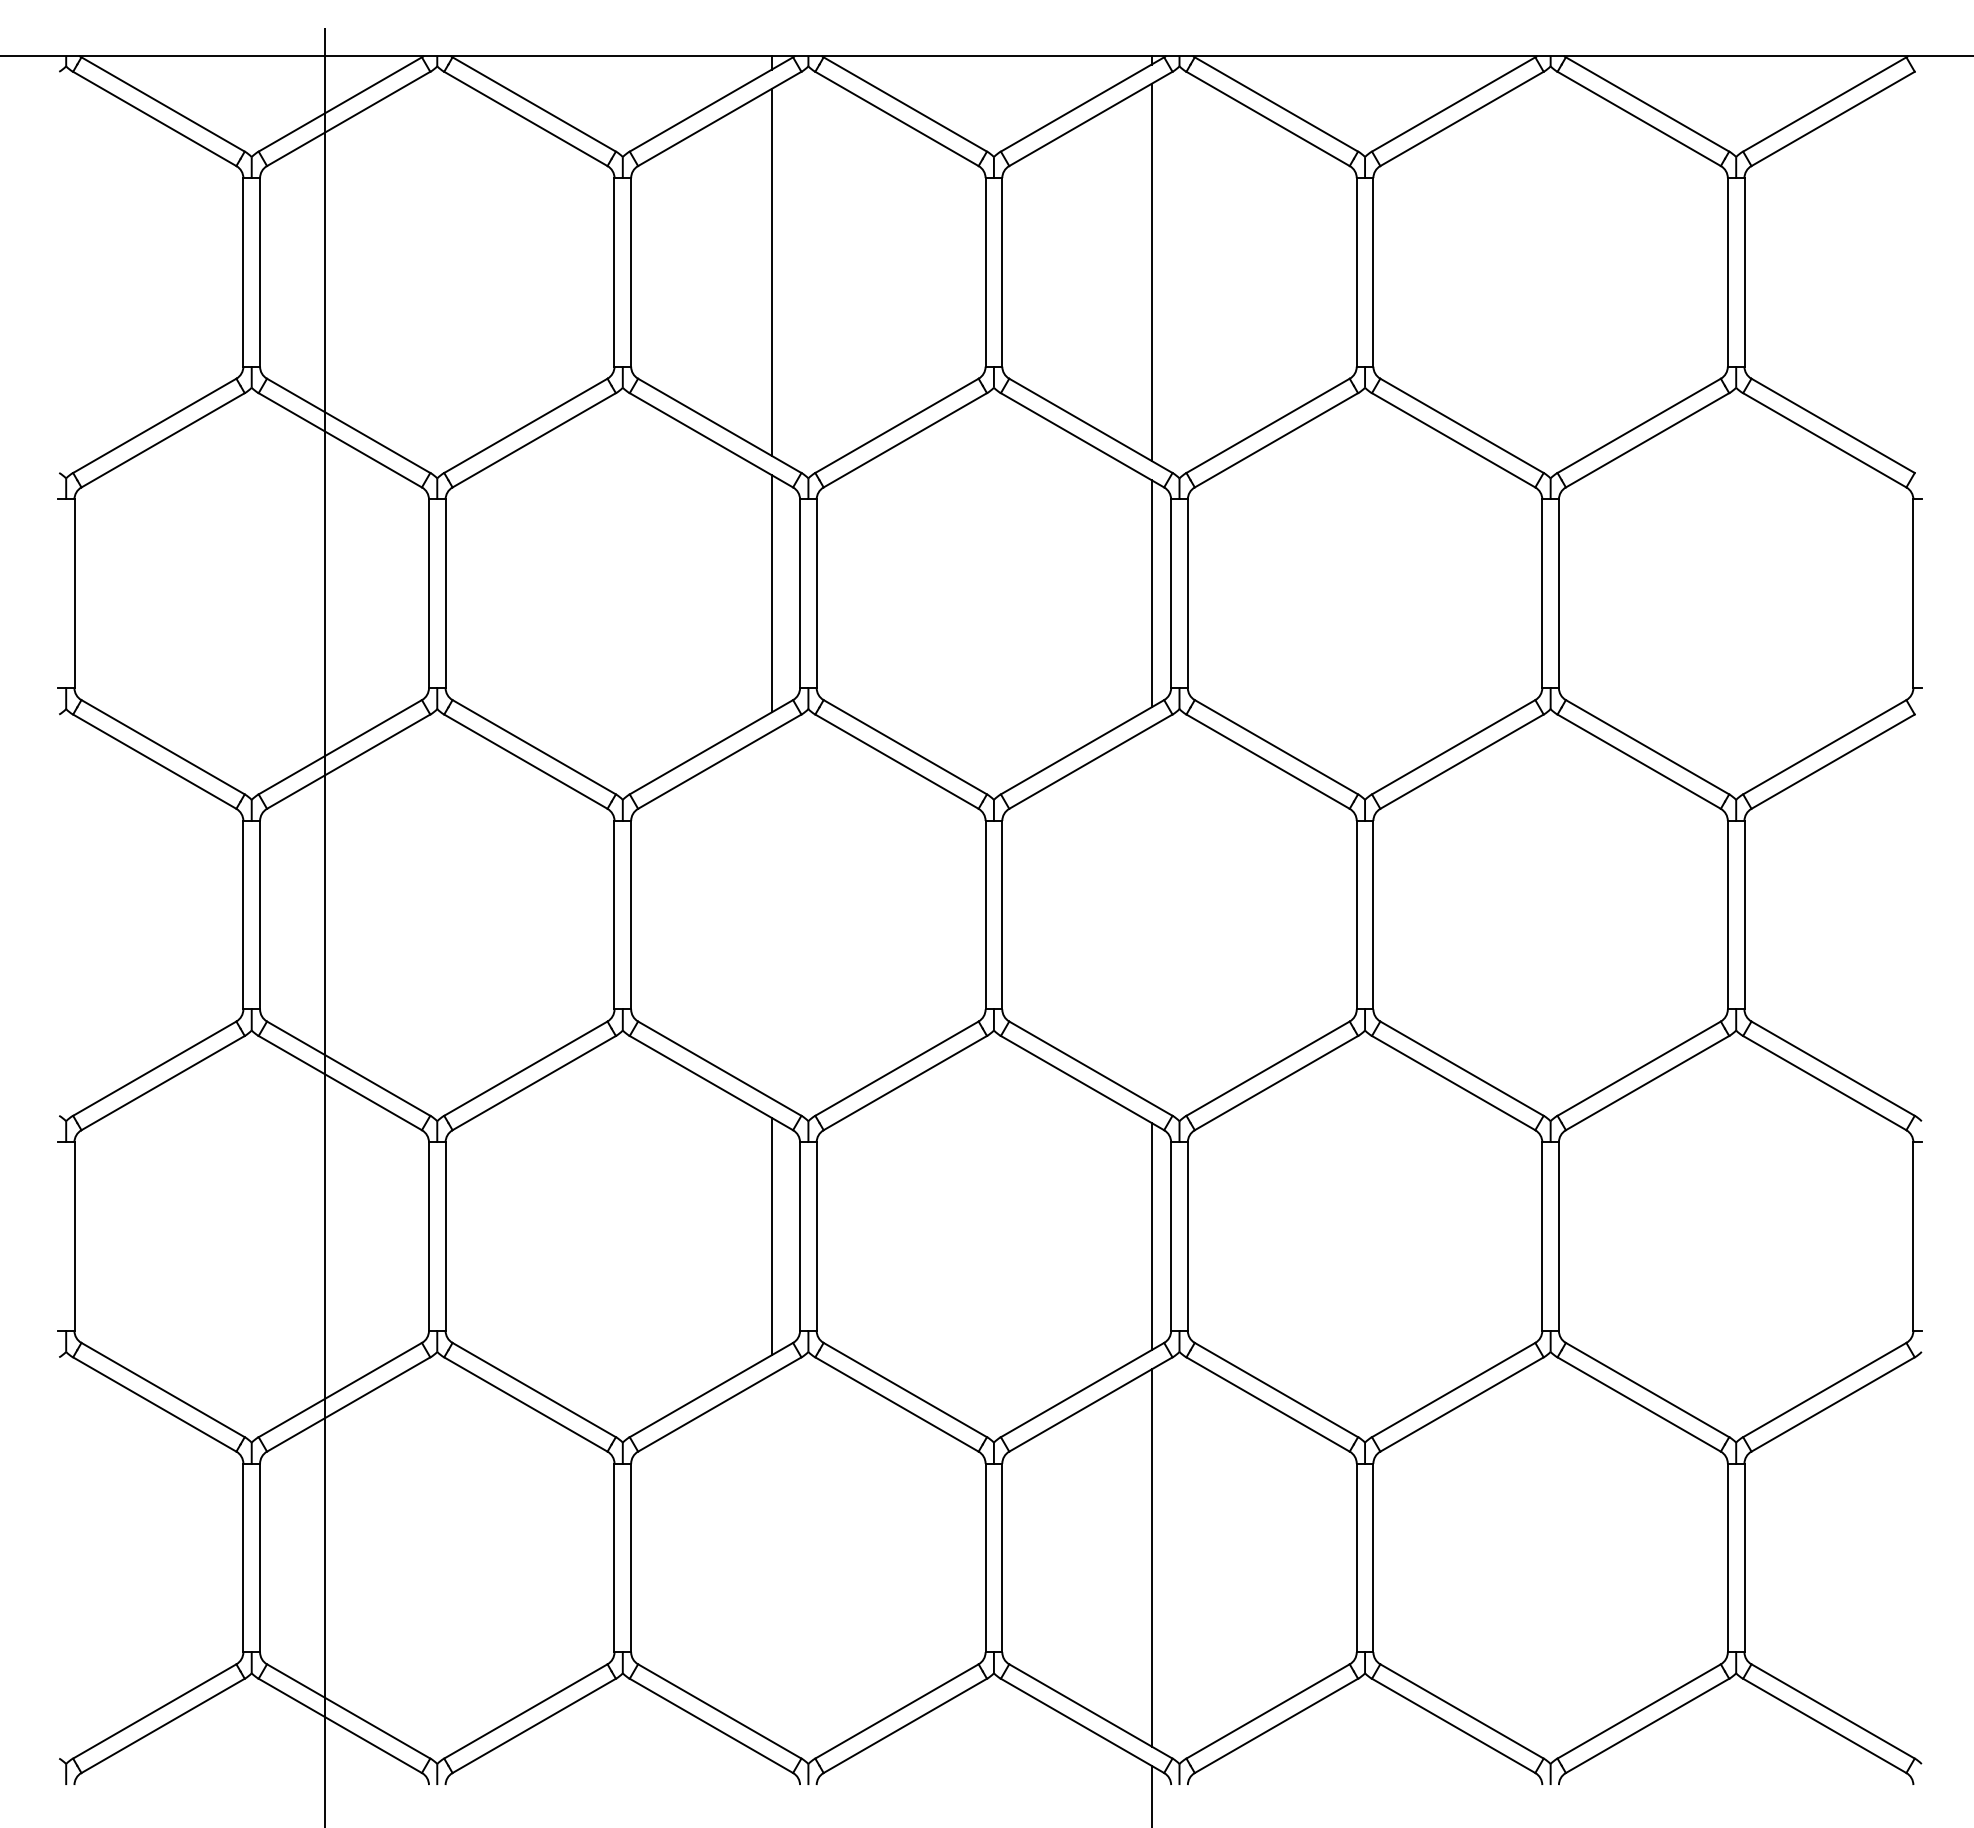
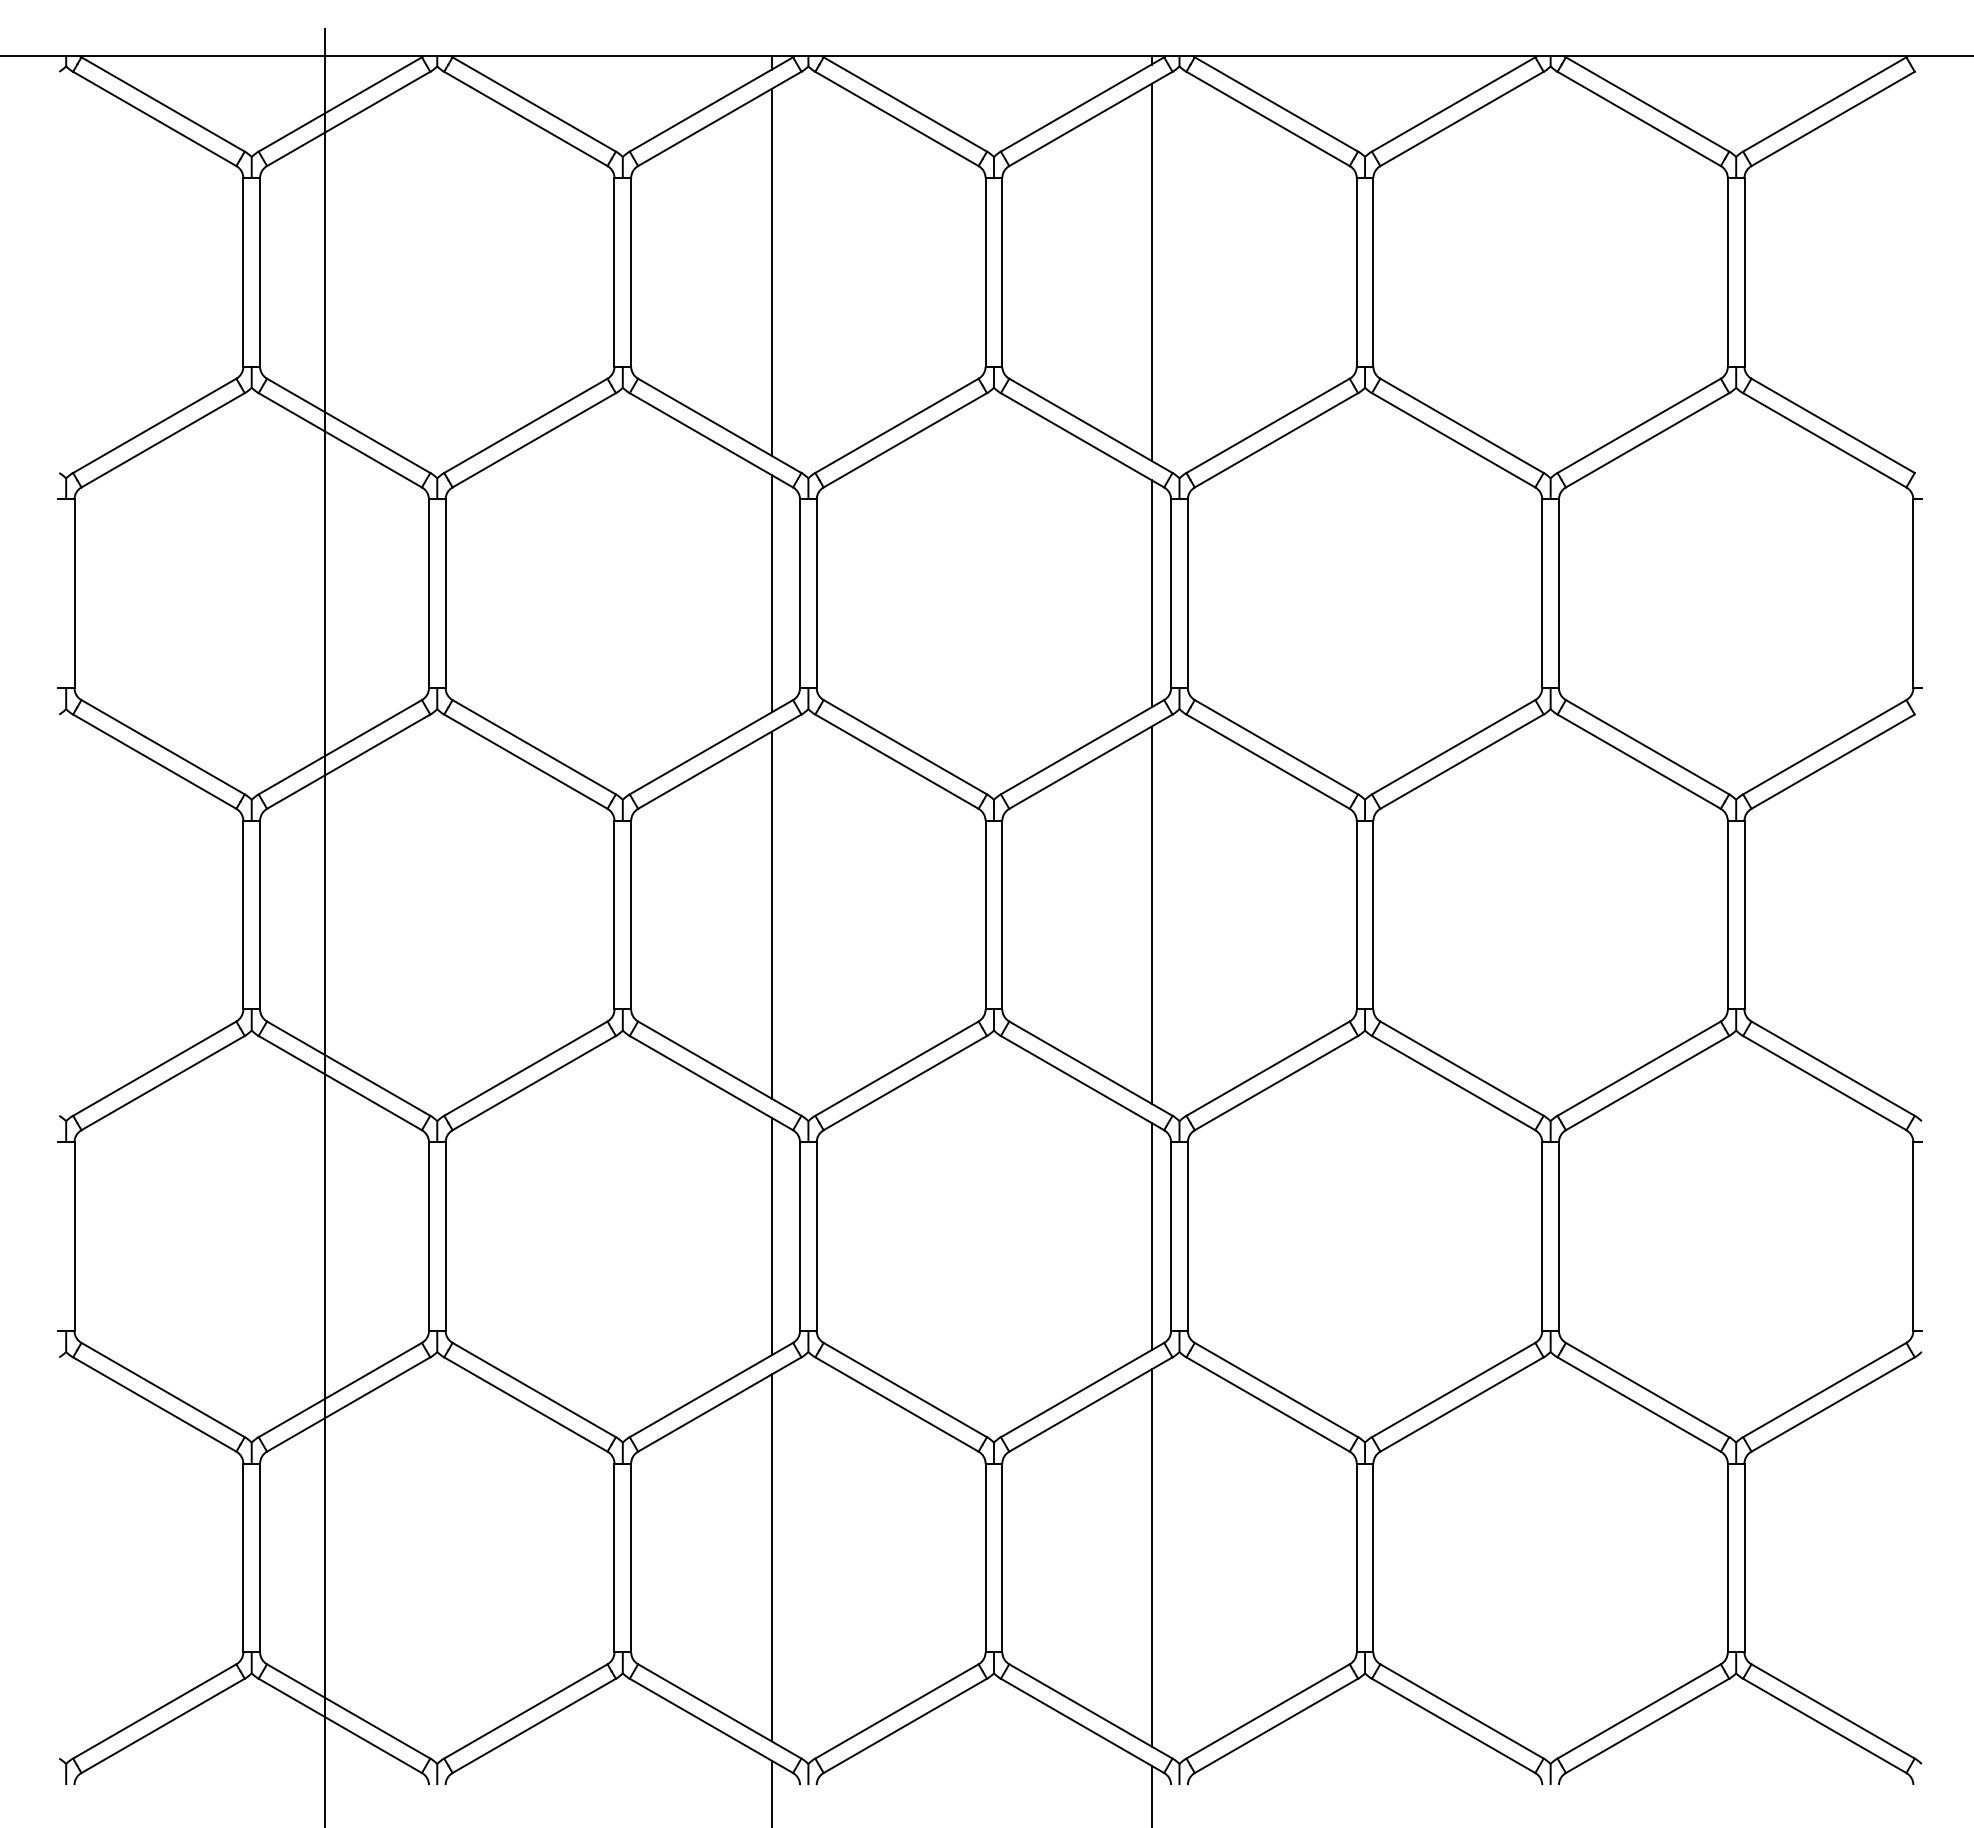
line: none -> present (771, 914)
line: none -> present (1151, 914)
line: none -> present (771, 1557)
line: none -> present (771, 1792)
